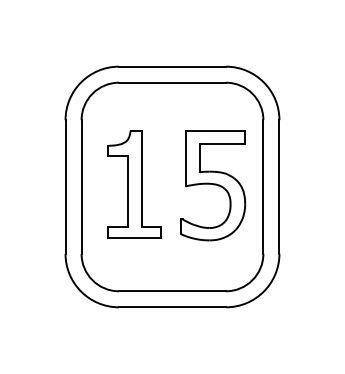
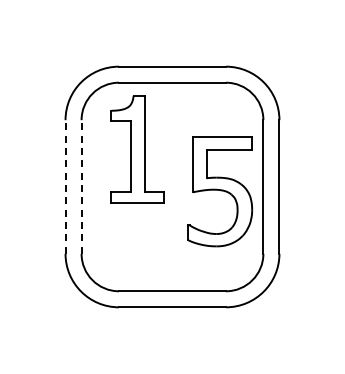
part position: (134, 184) -> (137, 149) (137, 149)
part position: (213, 185) -> (220, 191) (220, 191)
line: solid -> dashed (65, 187)
line: solid -> dashed (81, 187)
